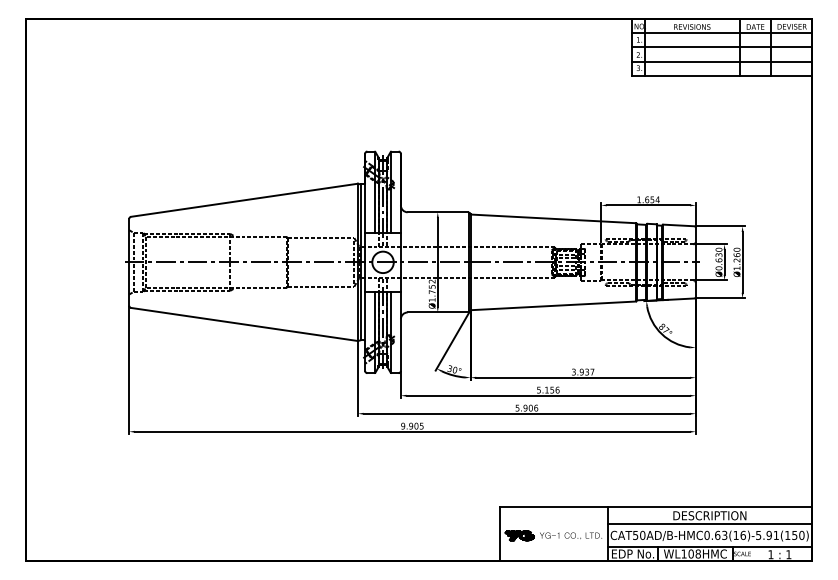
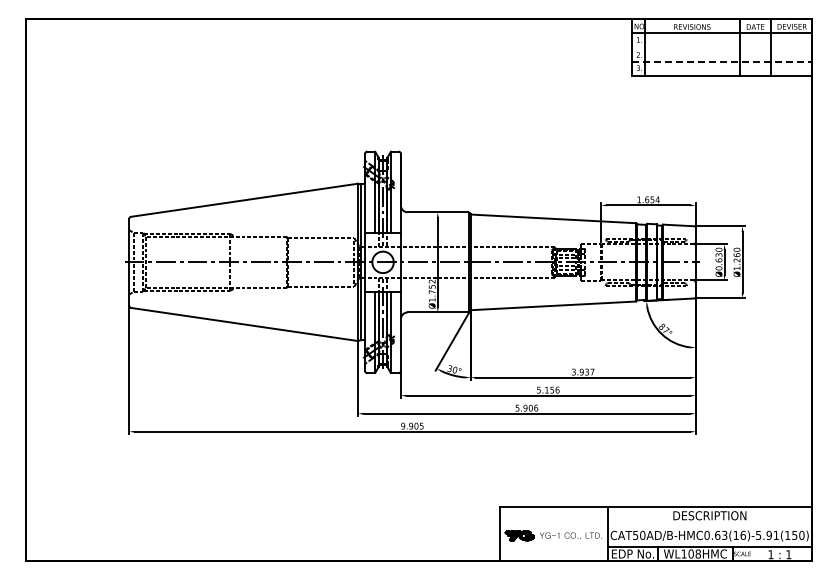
line: present -> none (721, 47)
line: solid -> dashed (722, 61)
line: present -> none (709, 524)
